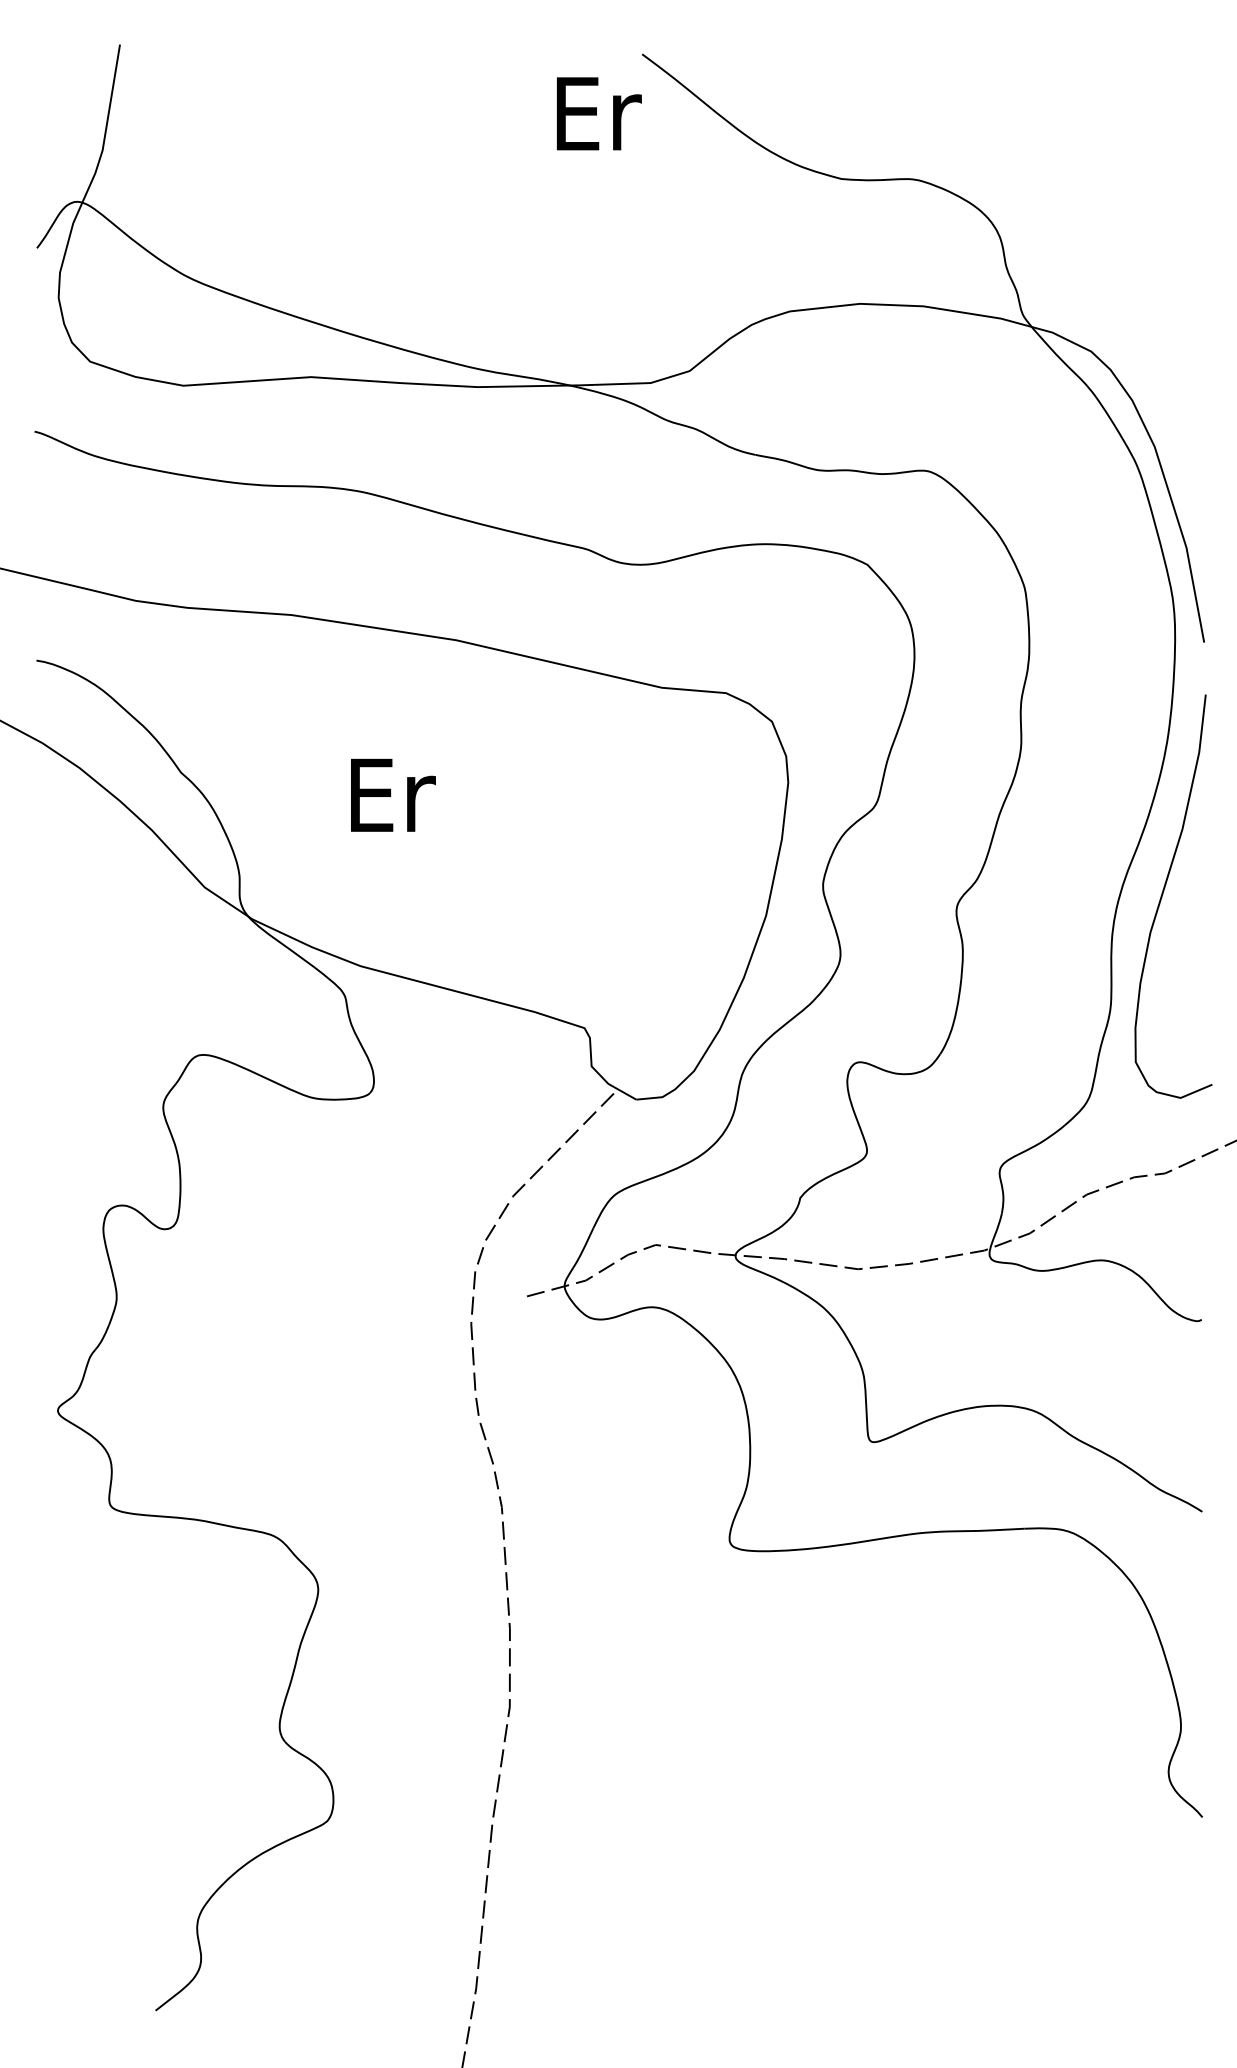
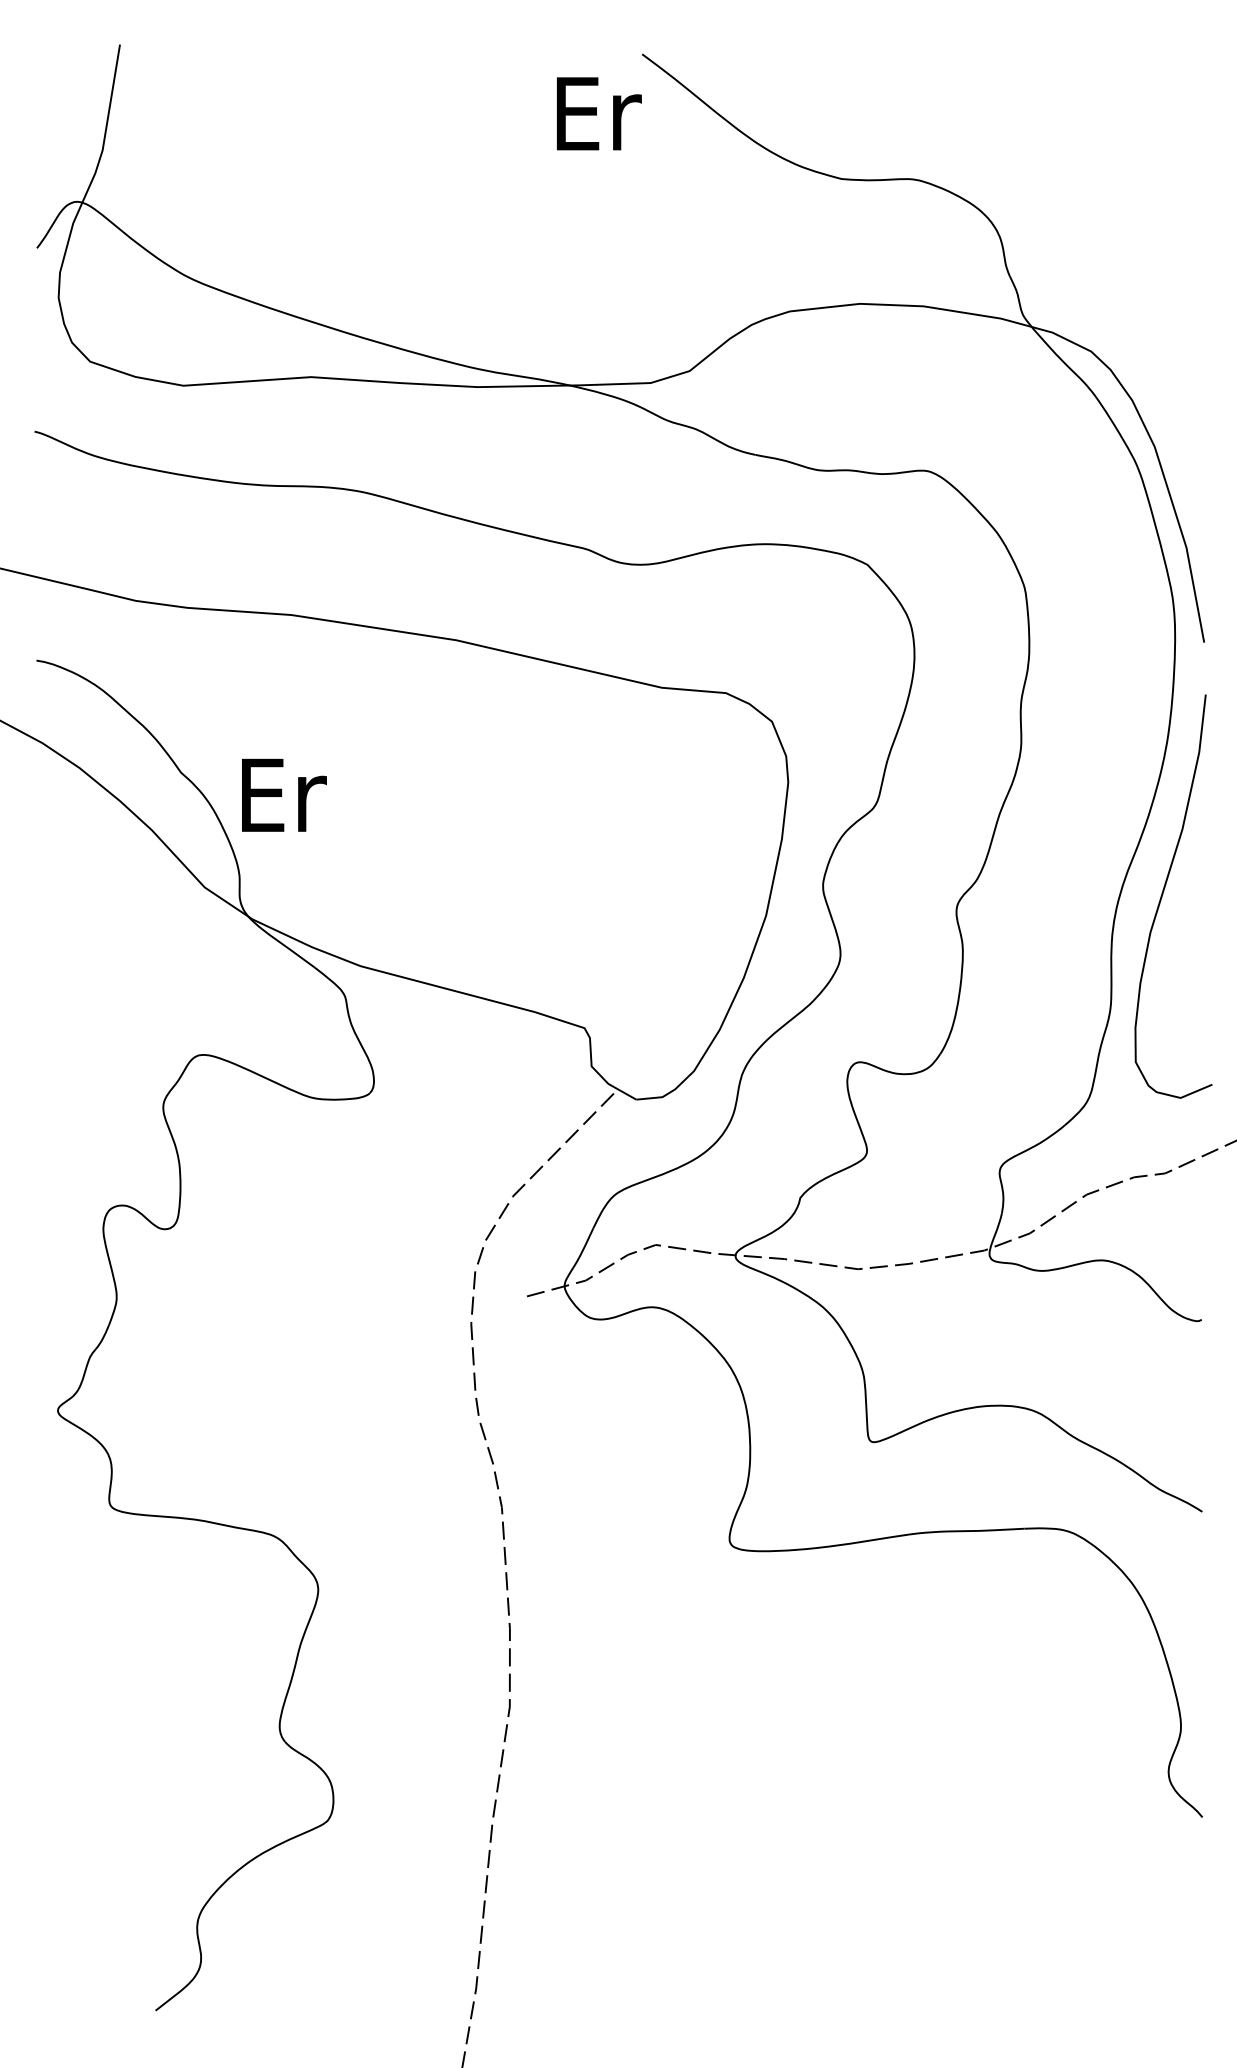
text position: (393, 794) -> (284, 794) (284, 794)
